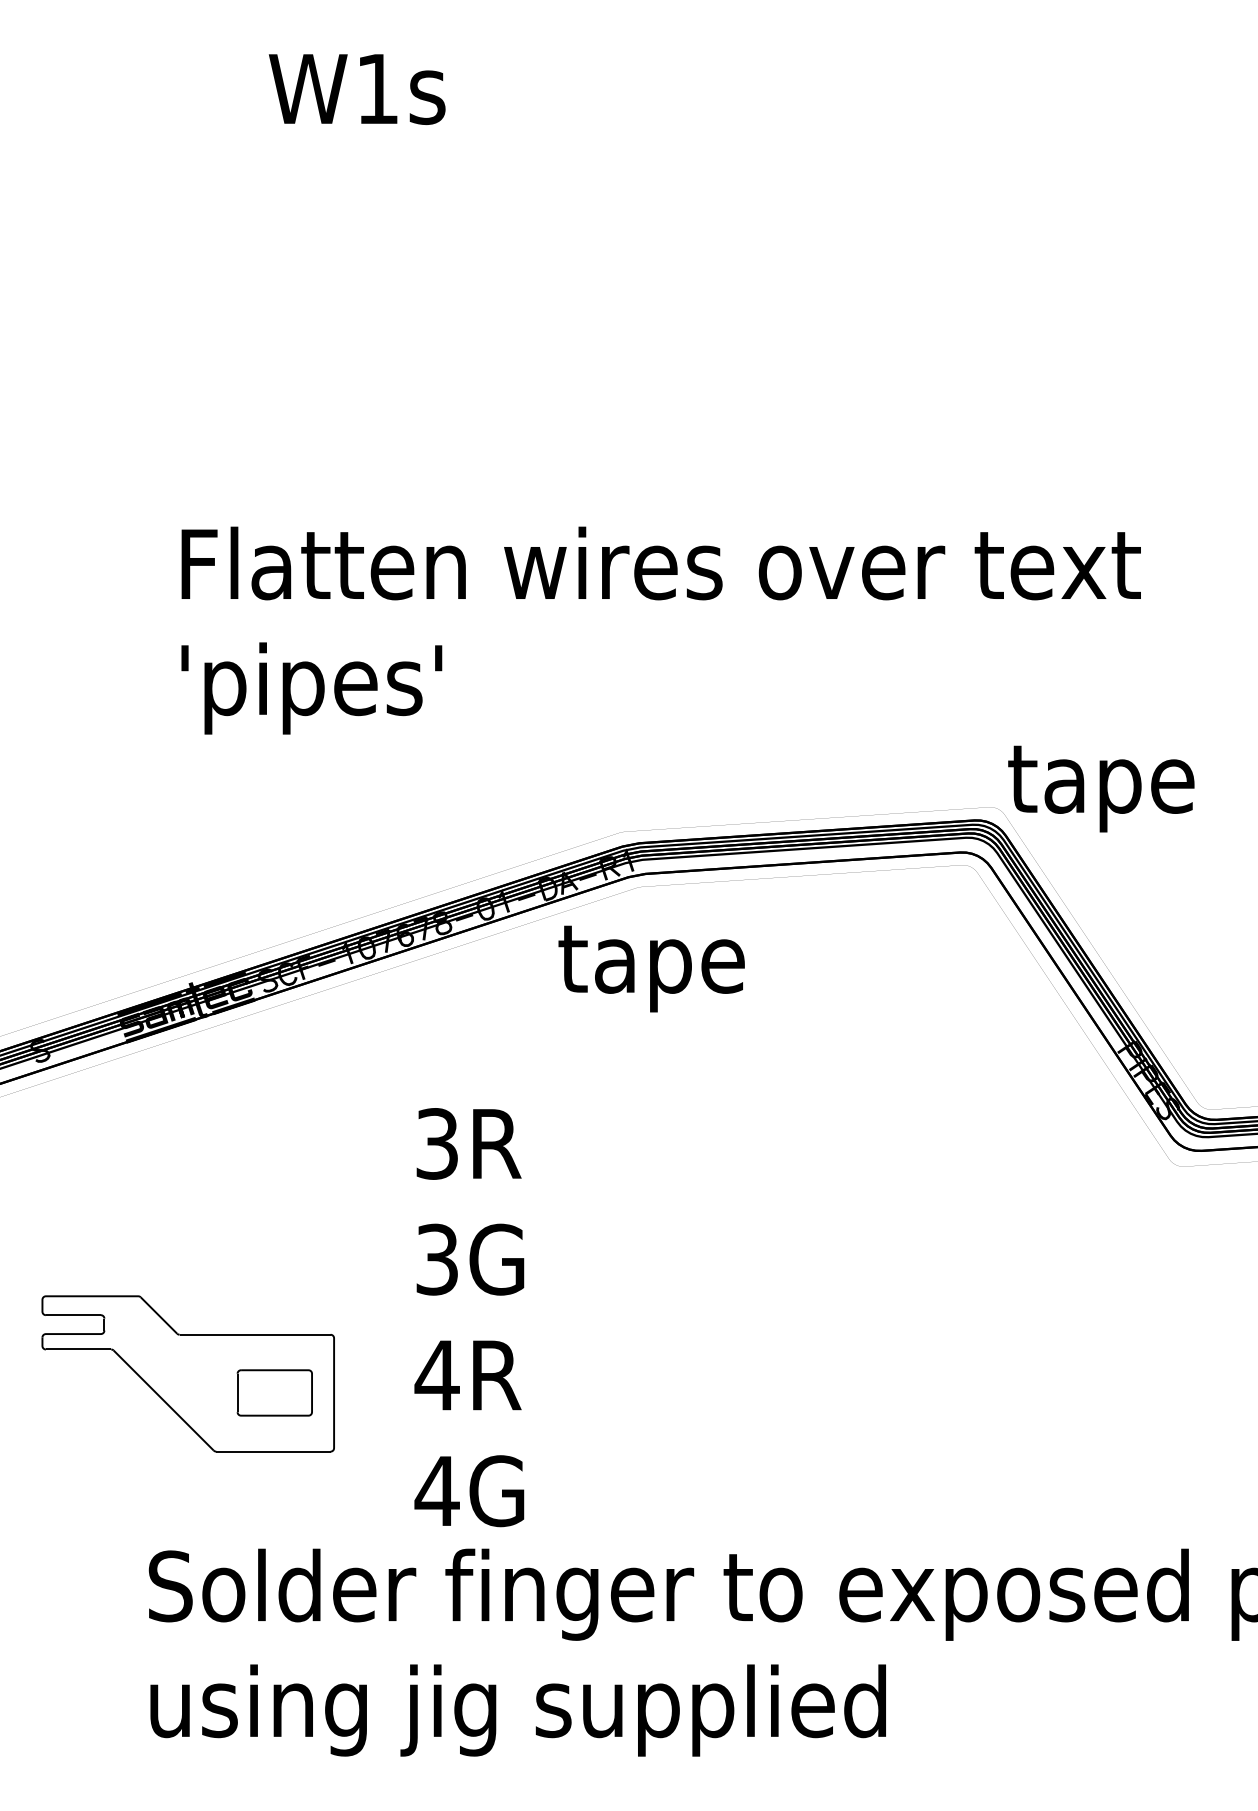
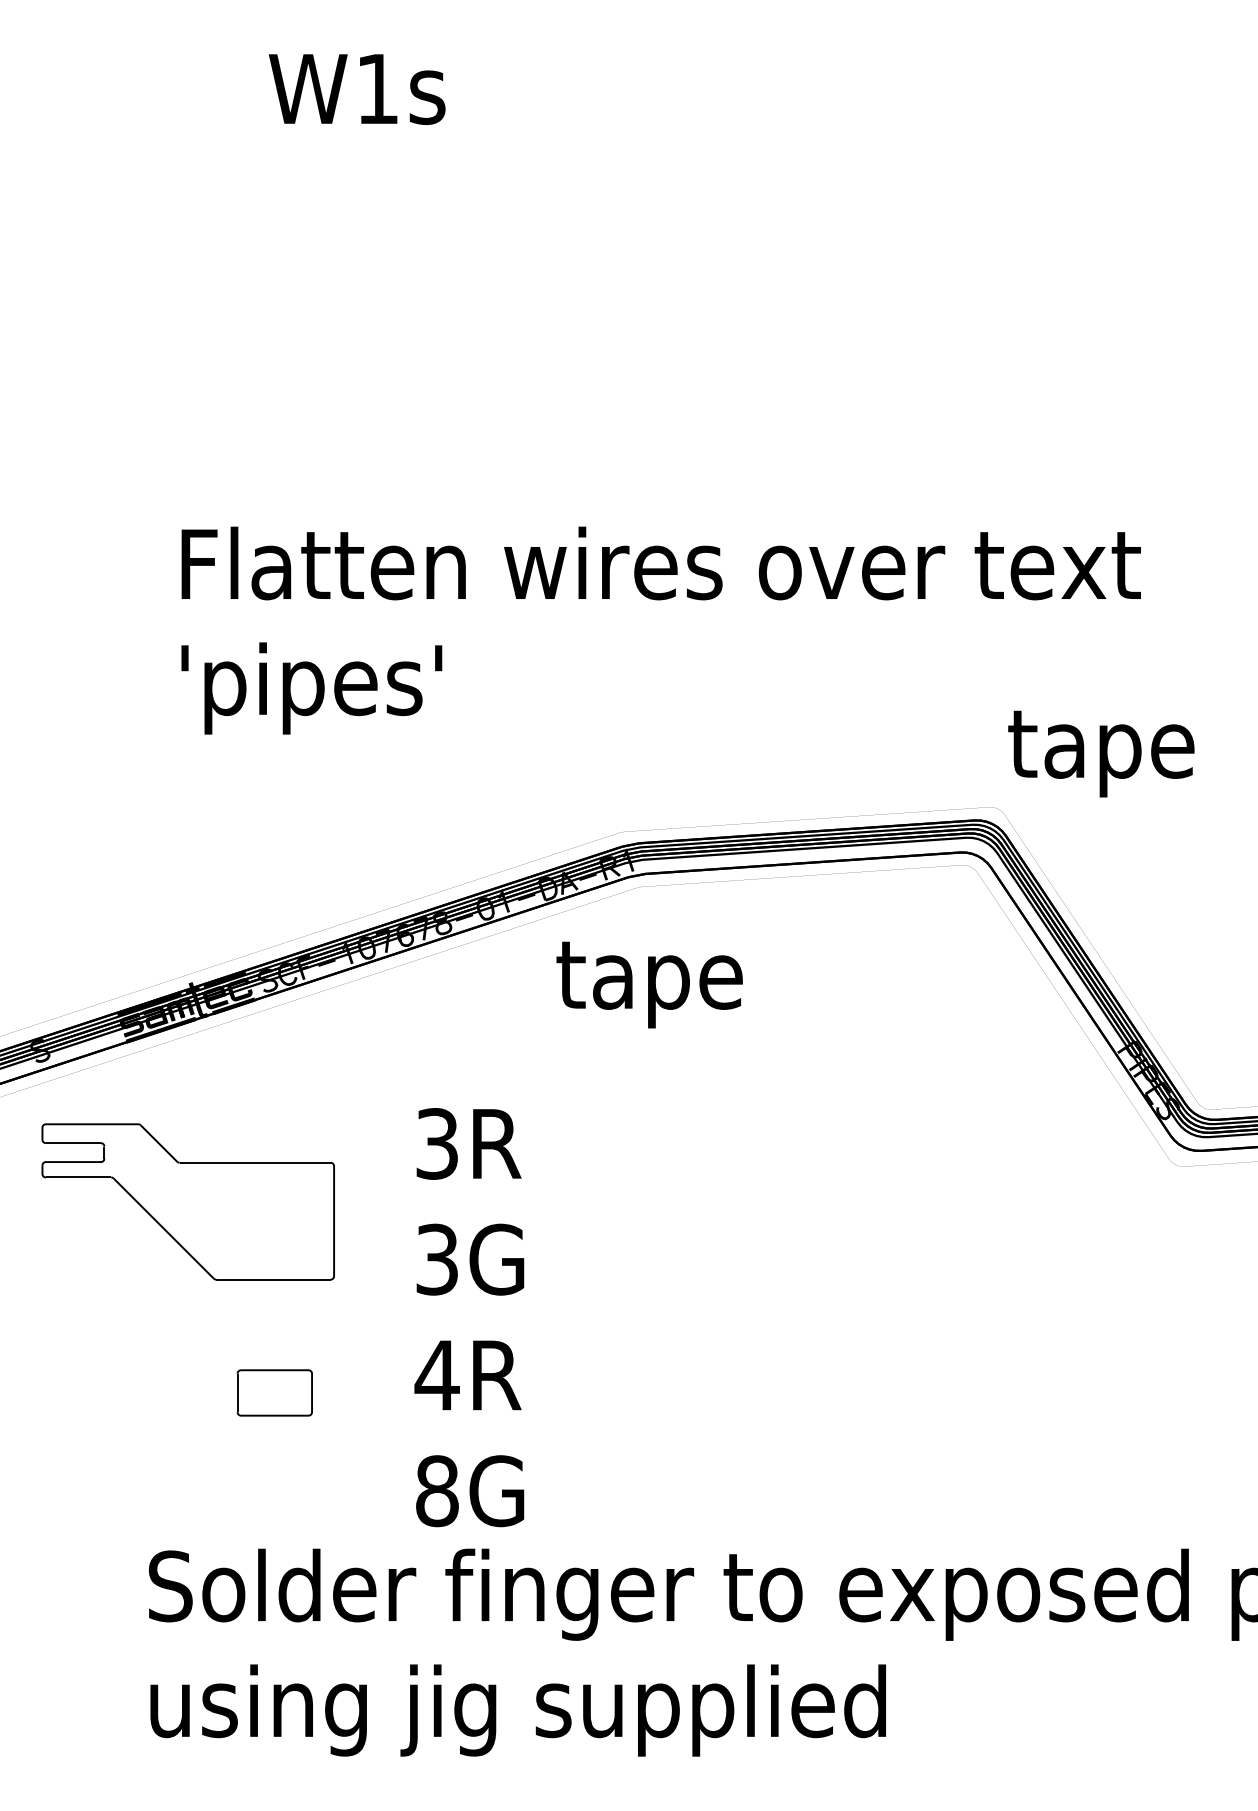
text position: (1101, 788) -> (1101, 753) (1101, 753)
text position: (651, 968) -> (649, 984) (649, 984)
part position: (187, 1373) -> (187, 1201) (187, 1201)
text: 4G -> 8G (436, 1491)
